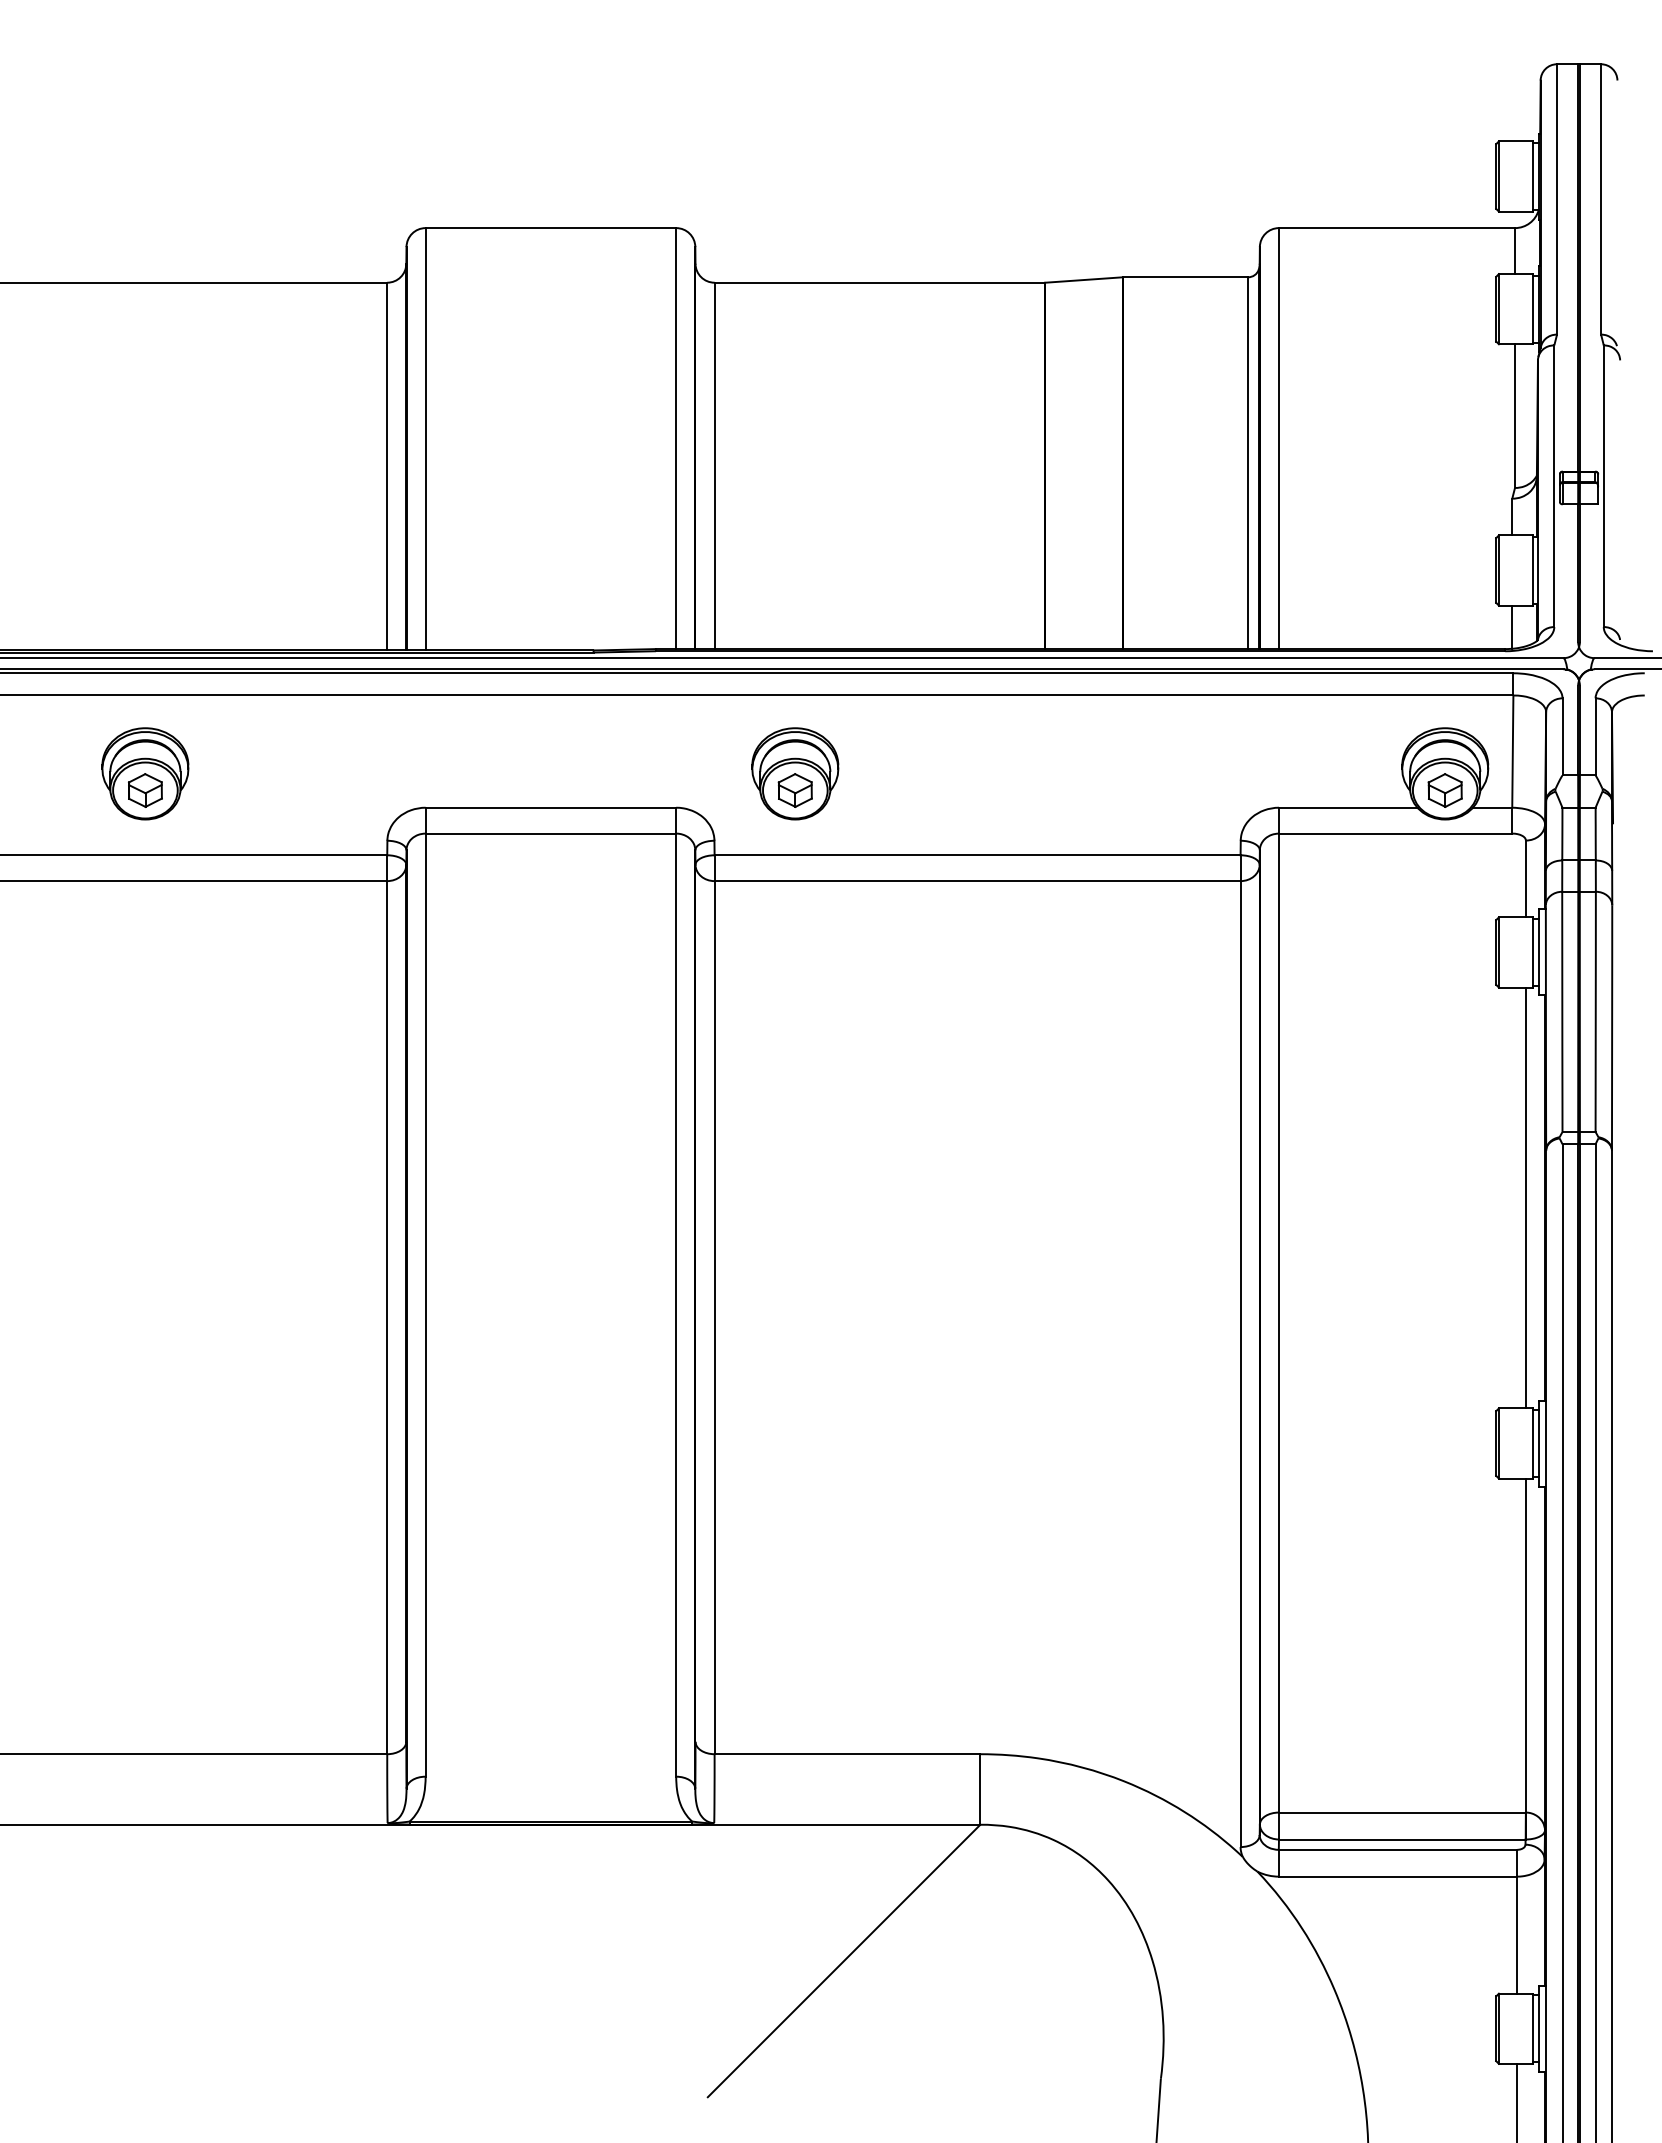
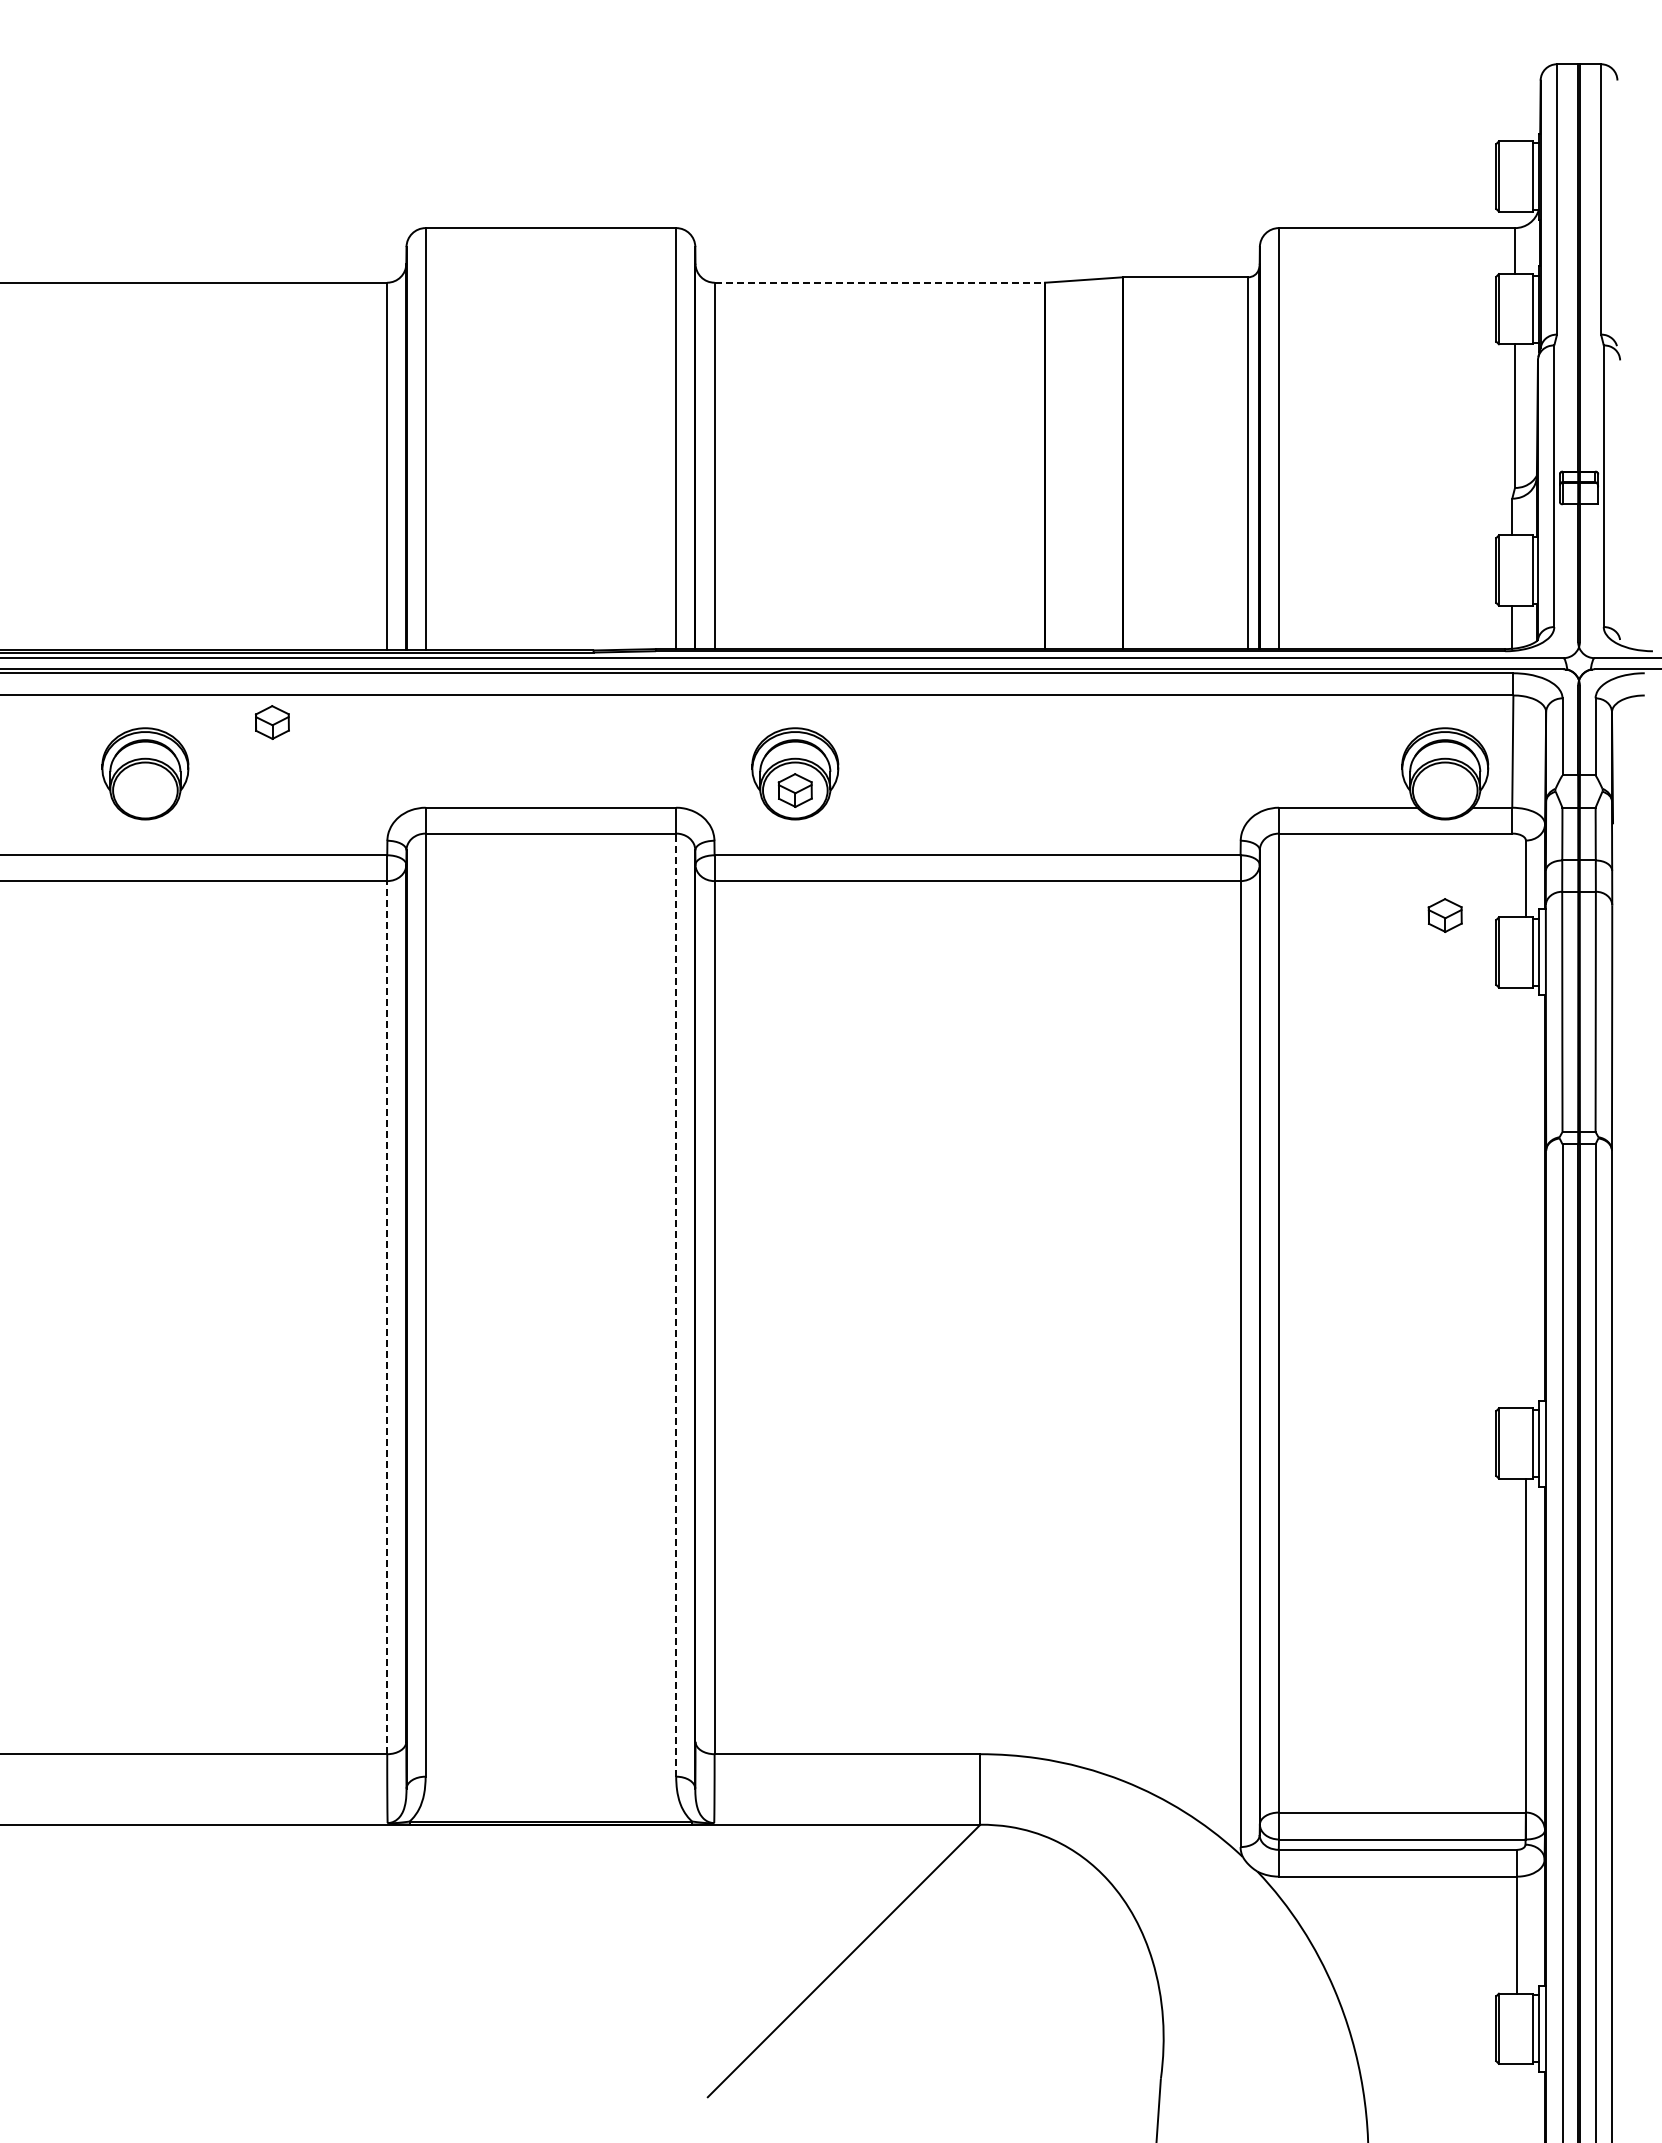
line: solid -> dashed (879, 282)
part position: (145, 790) -> (272, 722) (272, 722)
part position: (1444, 790) -> (1444, 915) (1444, 915)
line: present -> none (1525, 1197)
line: solid -> dashed (676, 1305)
line: solid -> dashed (387, 1317)
line: present -> none (1517, 2101)
